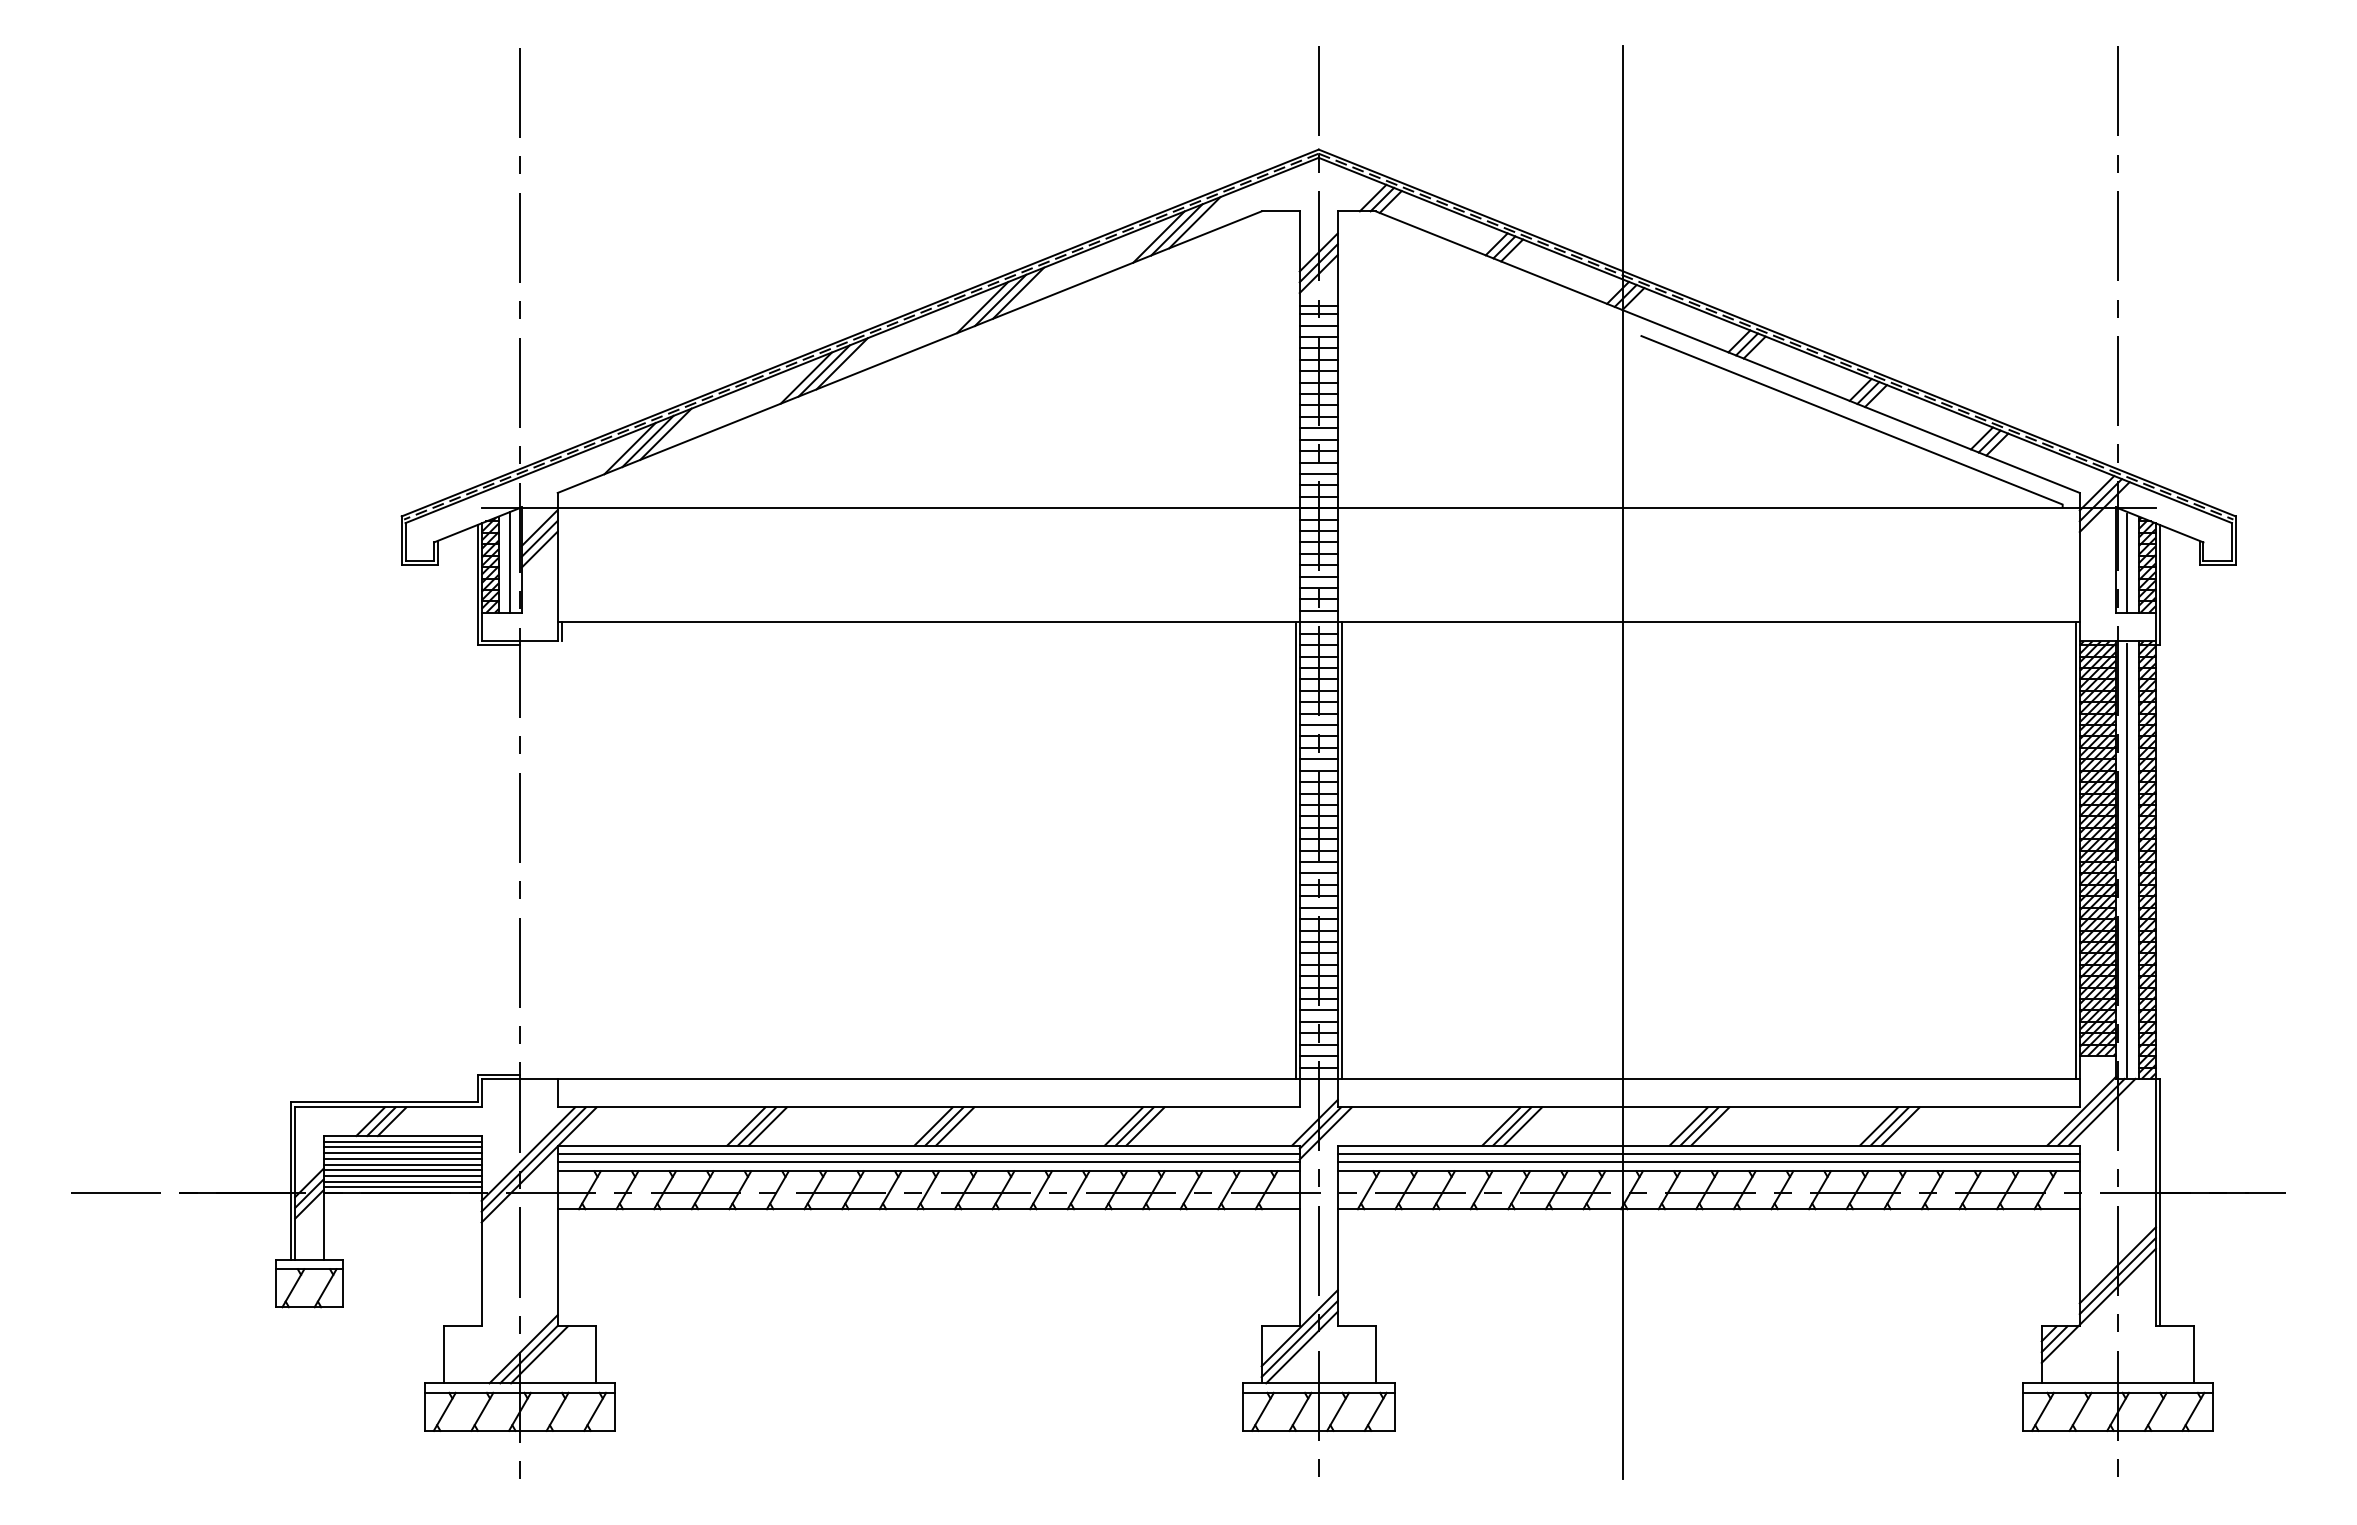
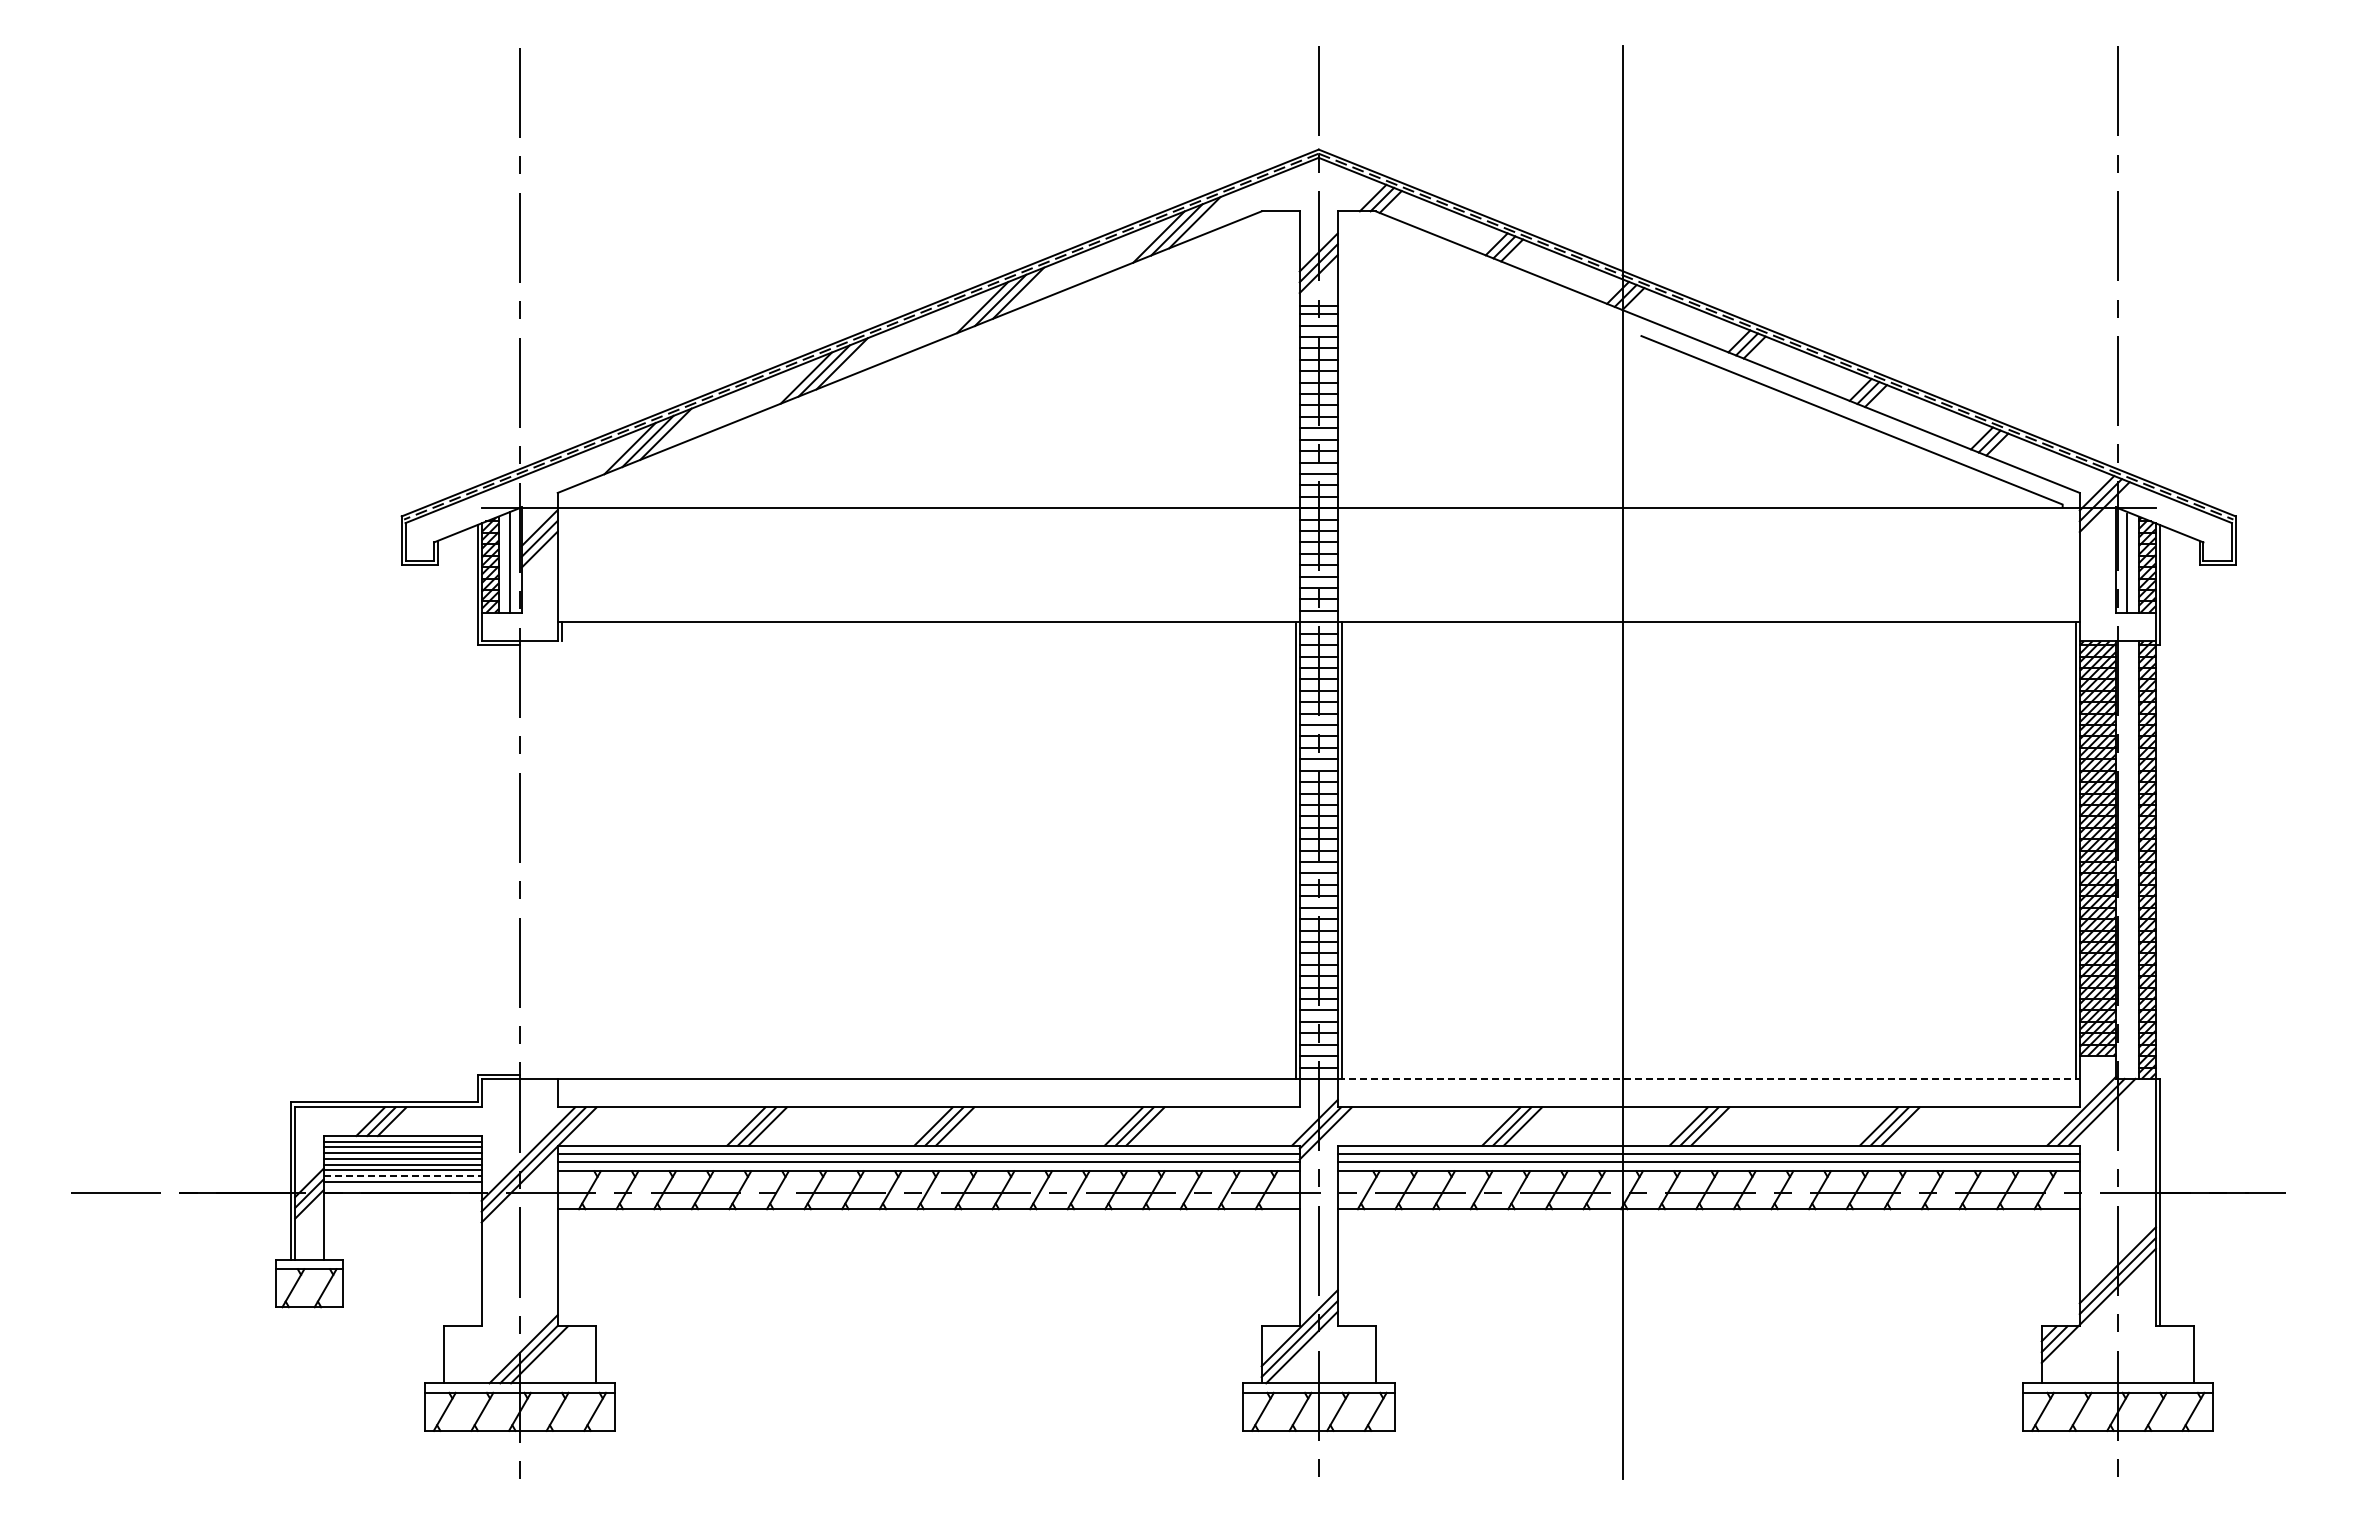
line: present -> none (2127, 860)
line: solid -> dashed (1709, 1078)
line: solid -> dashed (402, 1175)
line: present -> none (402, 1187)
